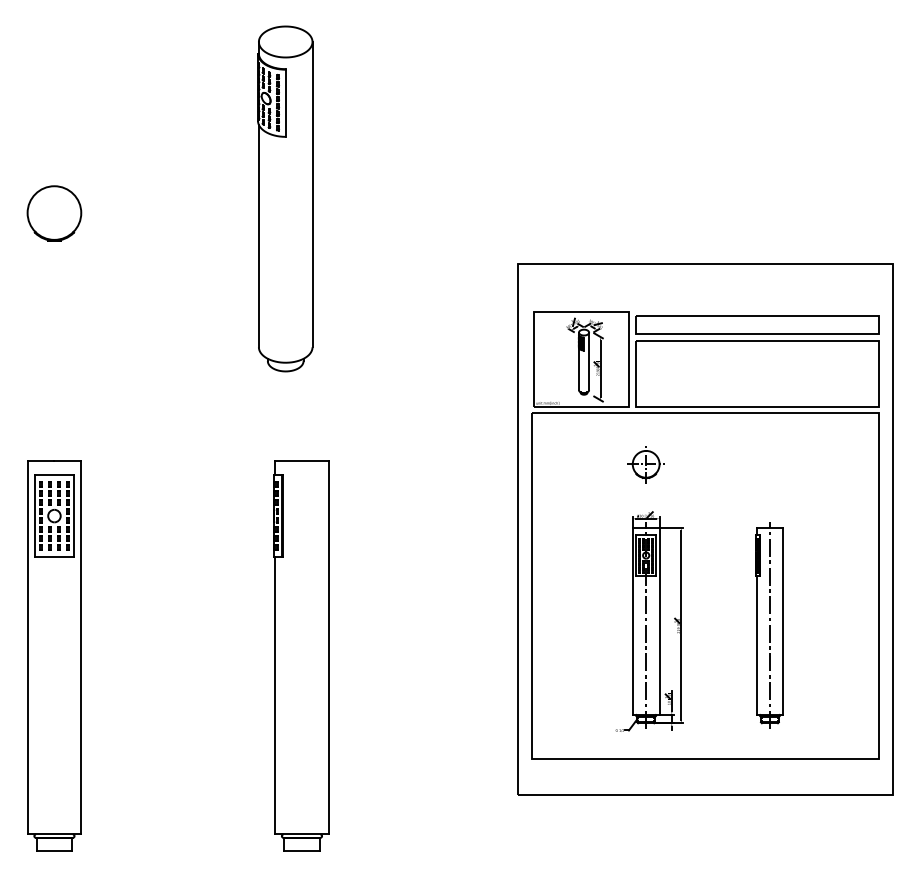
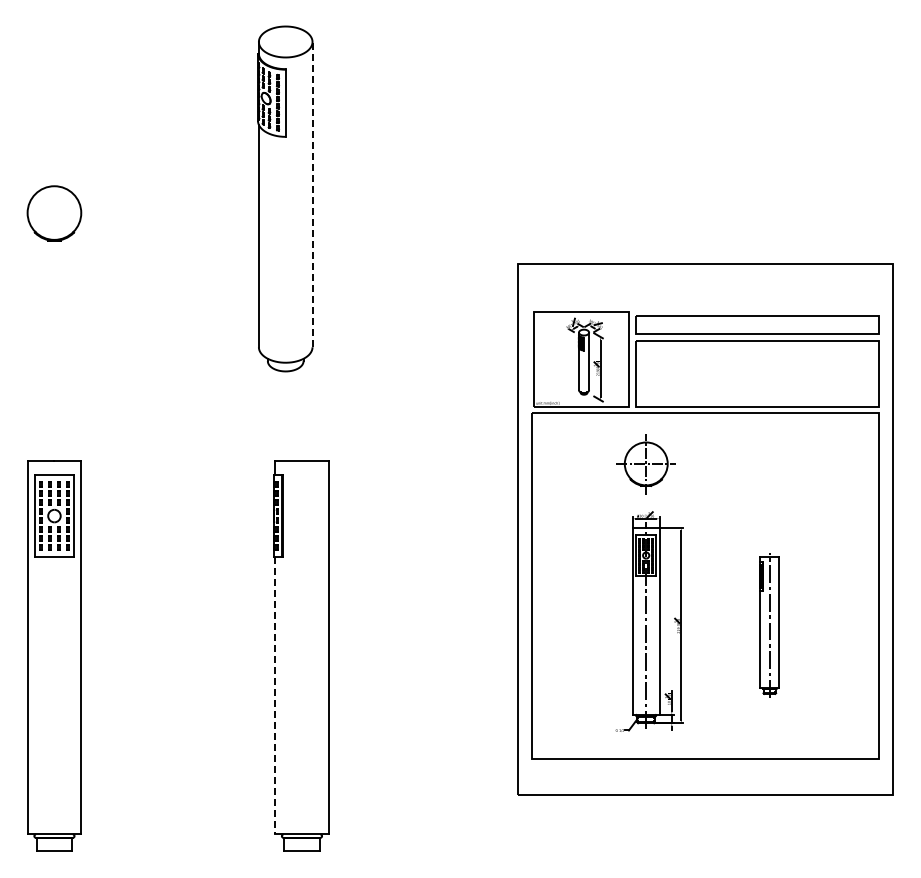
line: solid -> dashed (312, 194)
part size: 38x38 px -> 60x61 px (645, 464)
part size: 29x207 px -> 21x145 px (769, 625)
line: solid -> dashed (275, 695)
